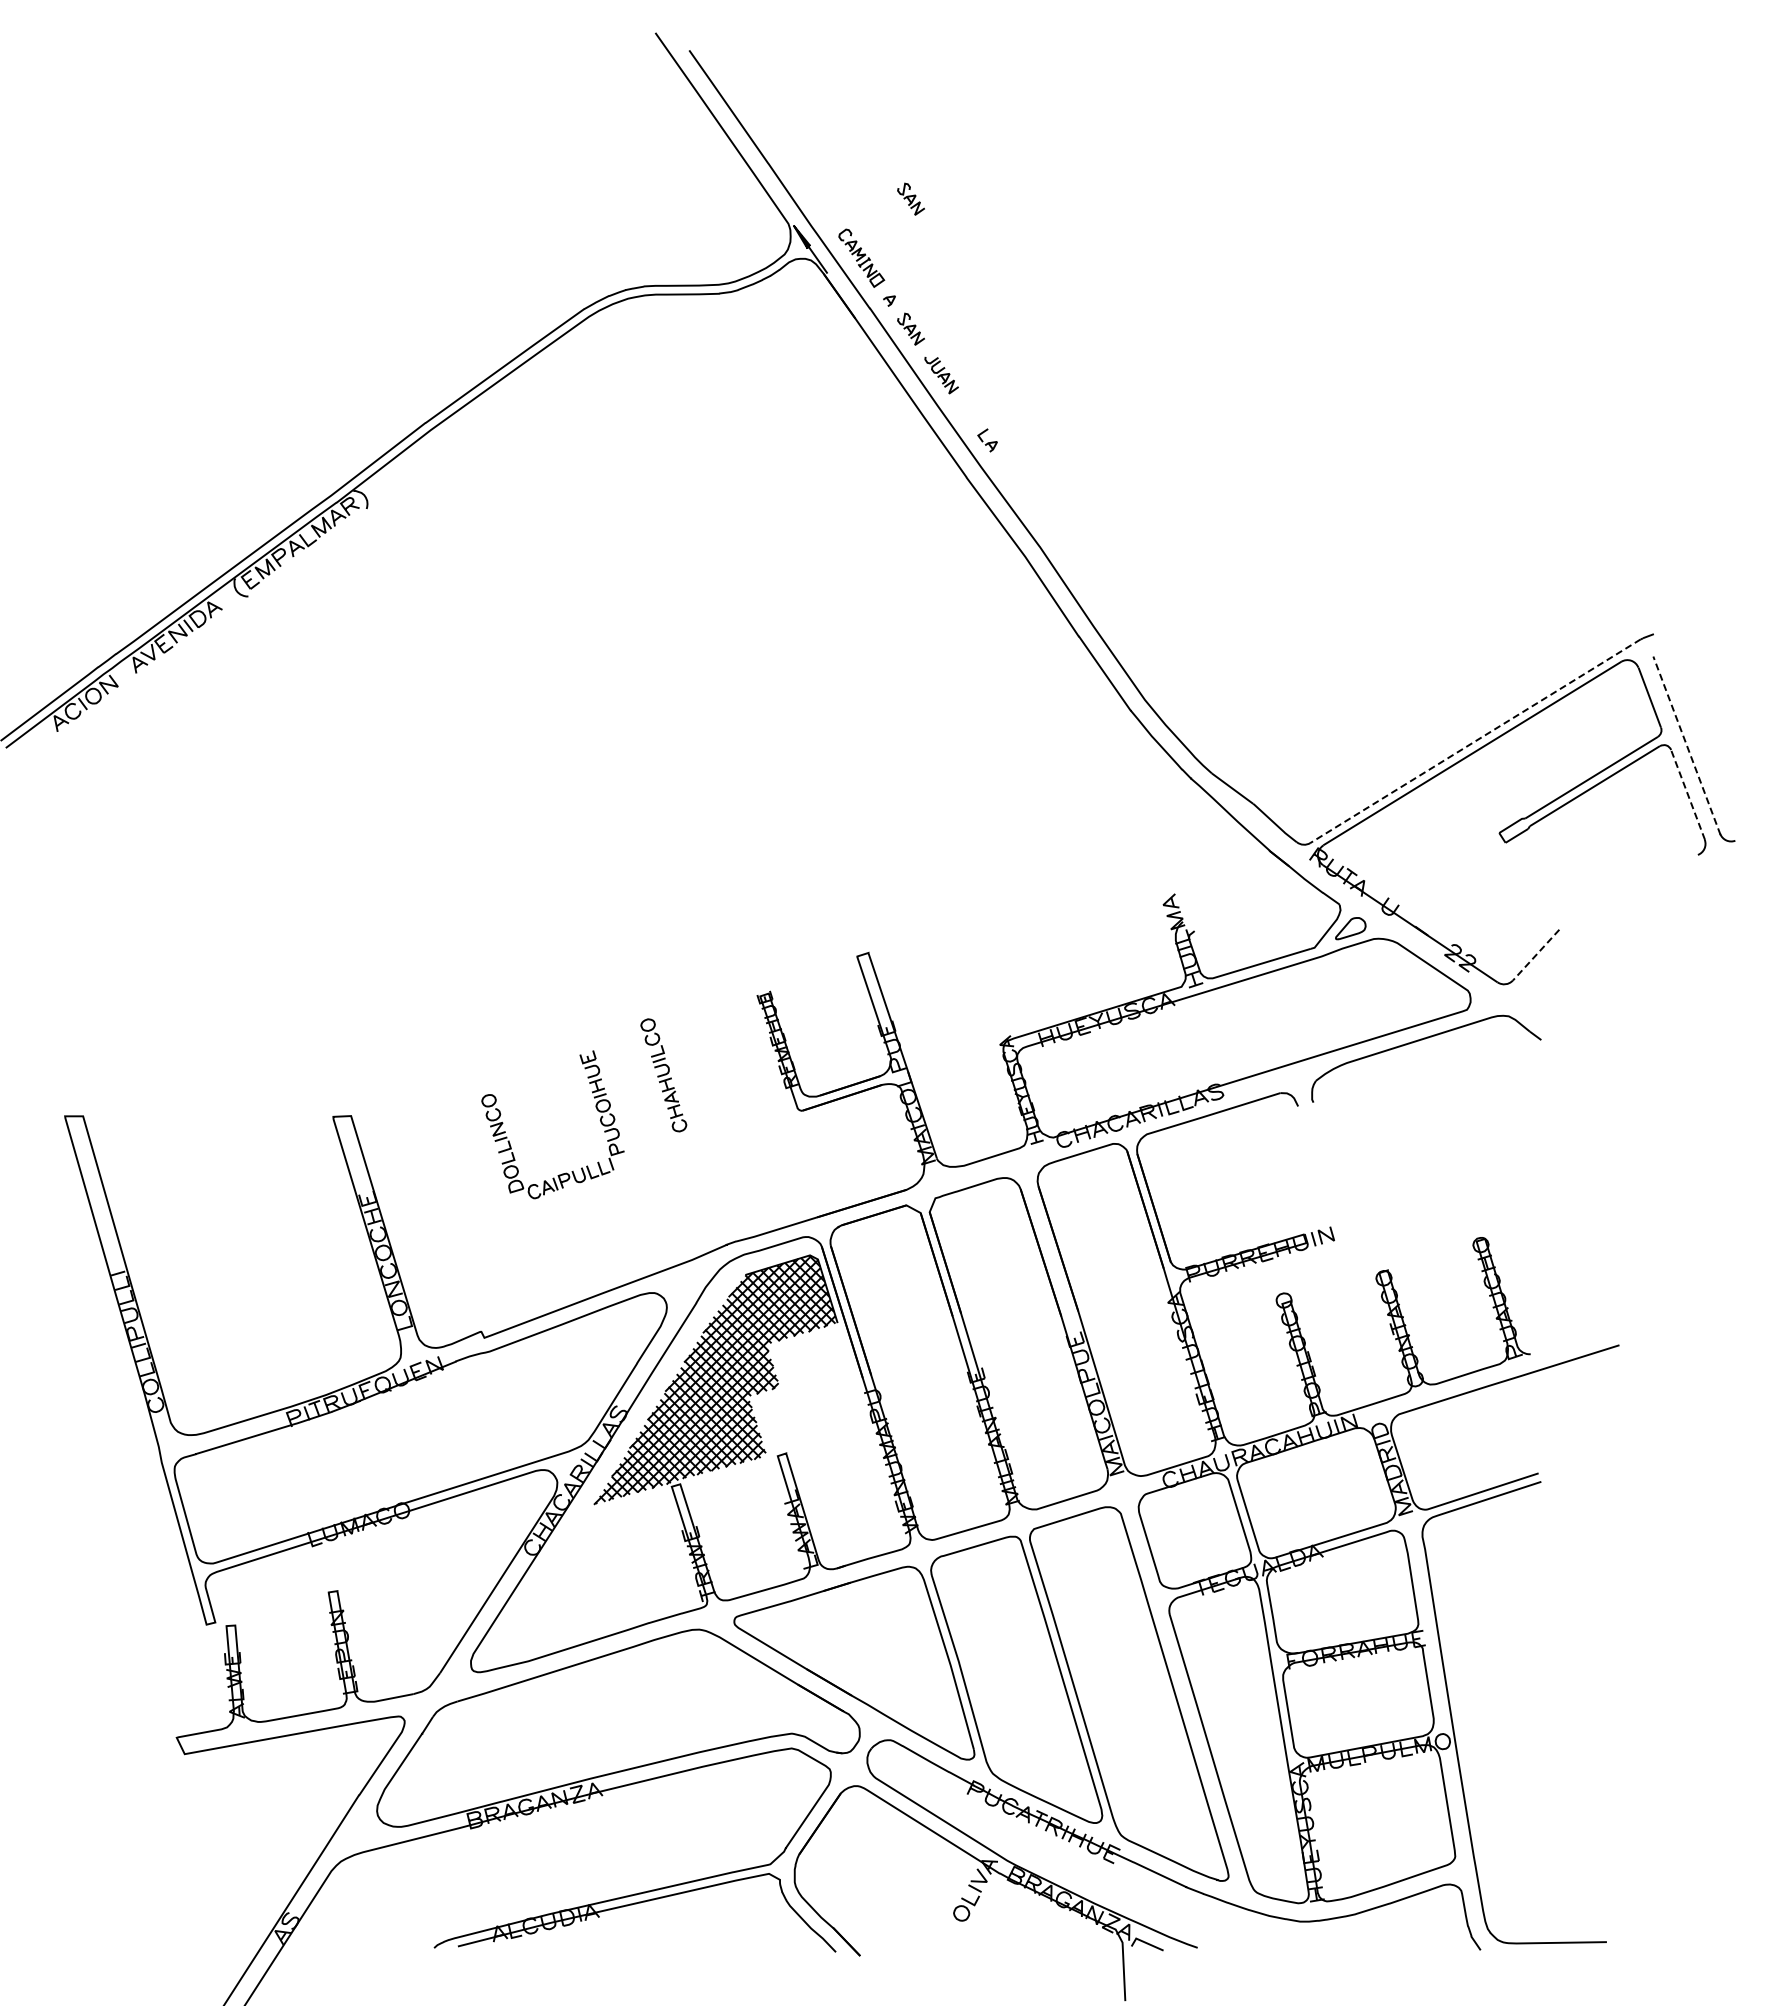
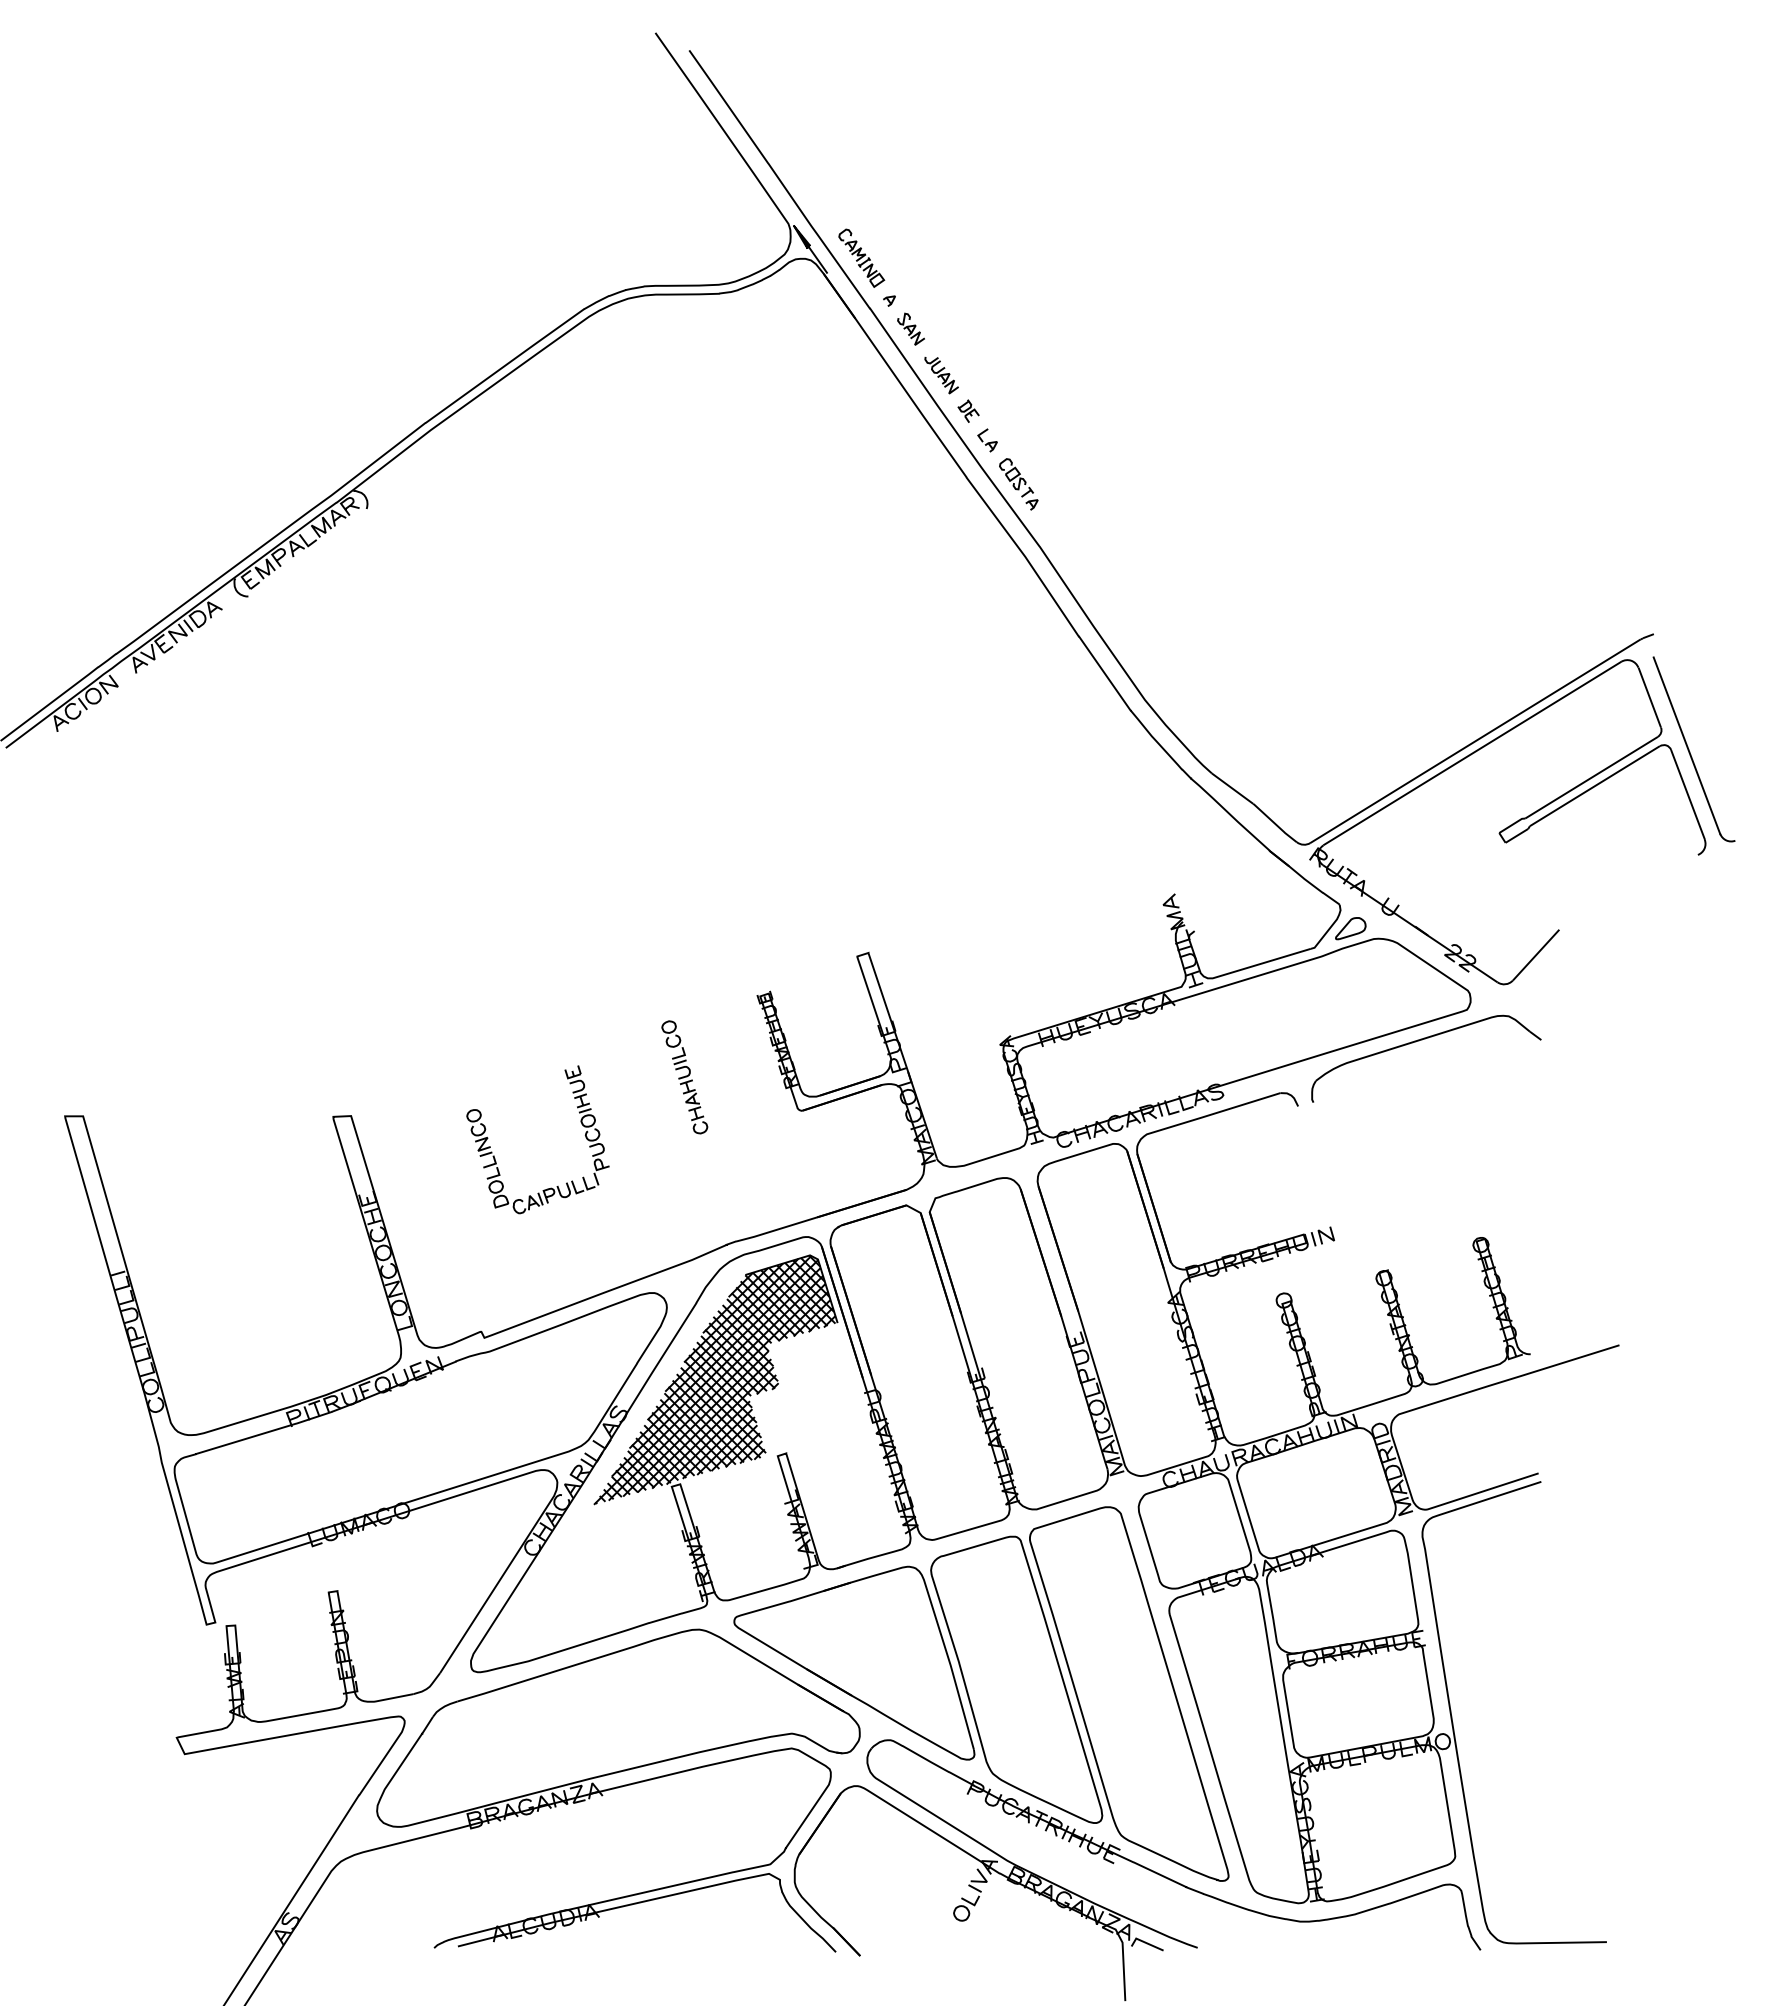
part: present -> none (910, 198)
part: none -> present (968, 410)
part: none -> present (1018, 484)
line: dashed -> solid (1475, 741)
line: dashed -> solid (1686, 745)
line: dashed -> solid (1687, 794)
line: dashed -> solid (1535, 955)
part position: (663, 1075) -> (684, 1077) (684, 1077)
part position: (509, 1140) -> (494, 1155) (494, 1155)
